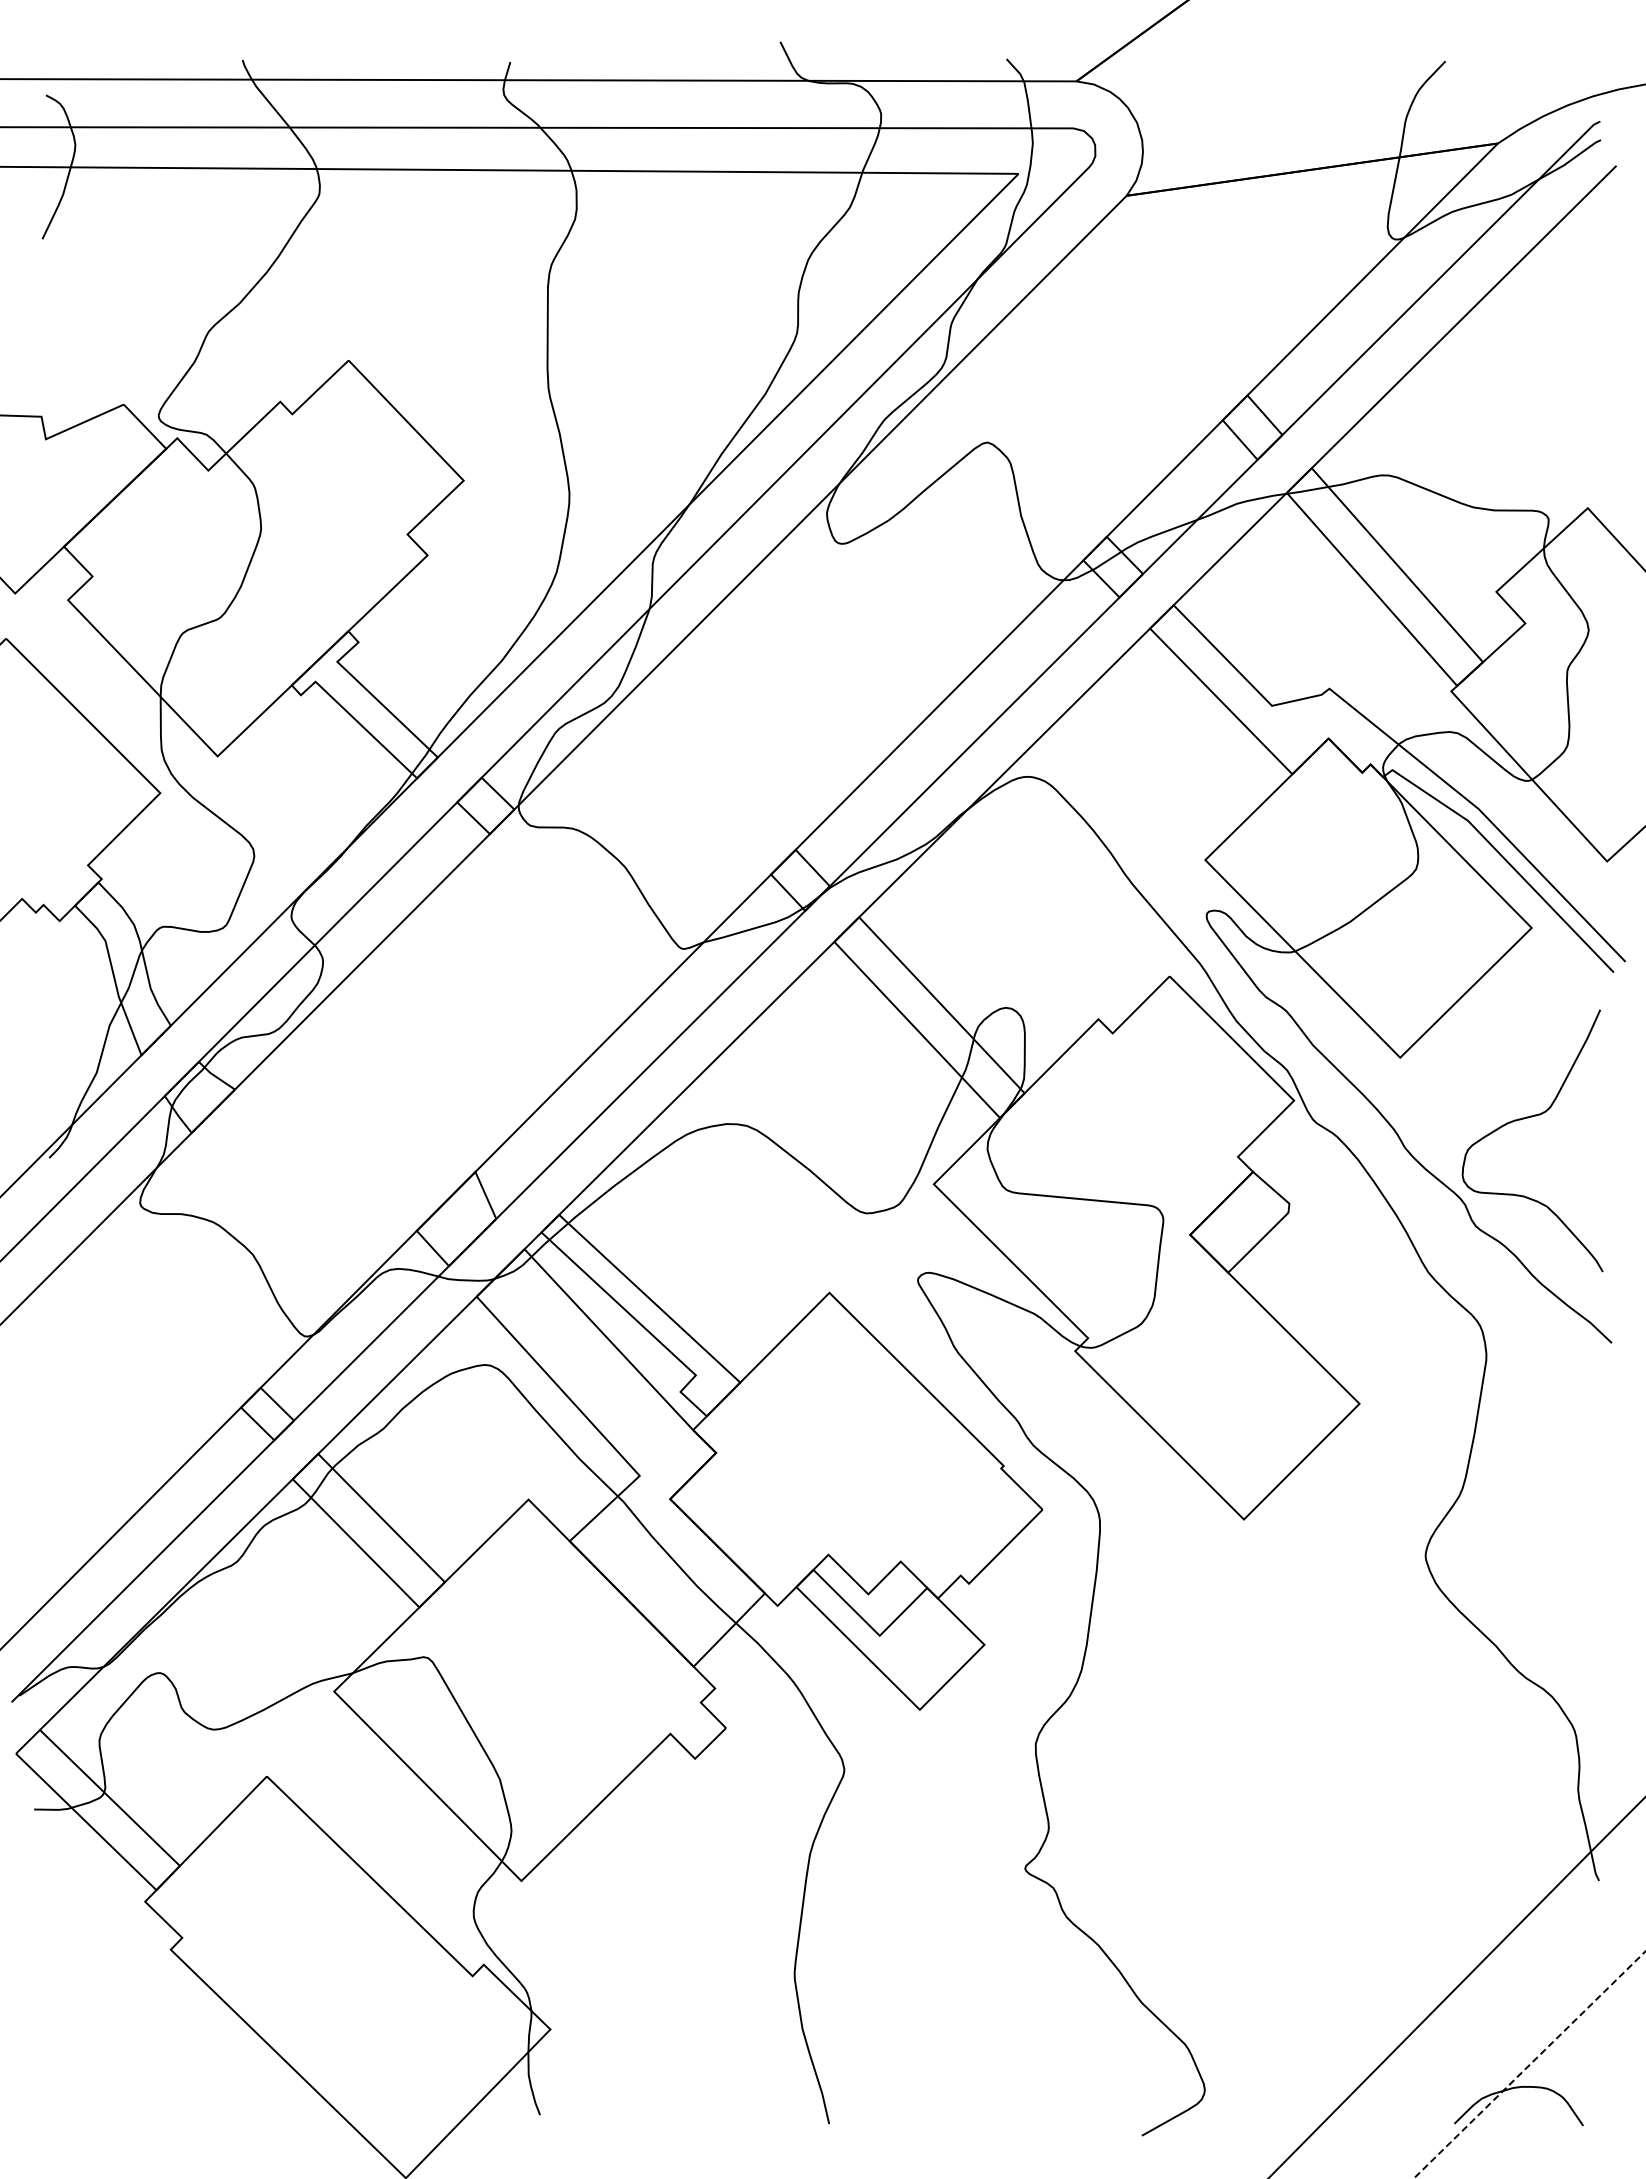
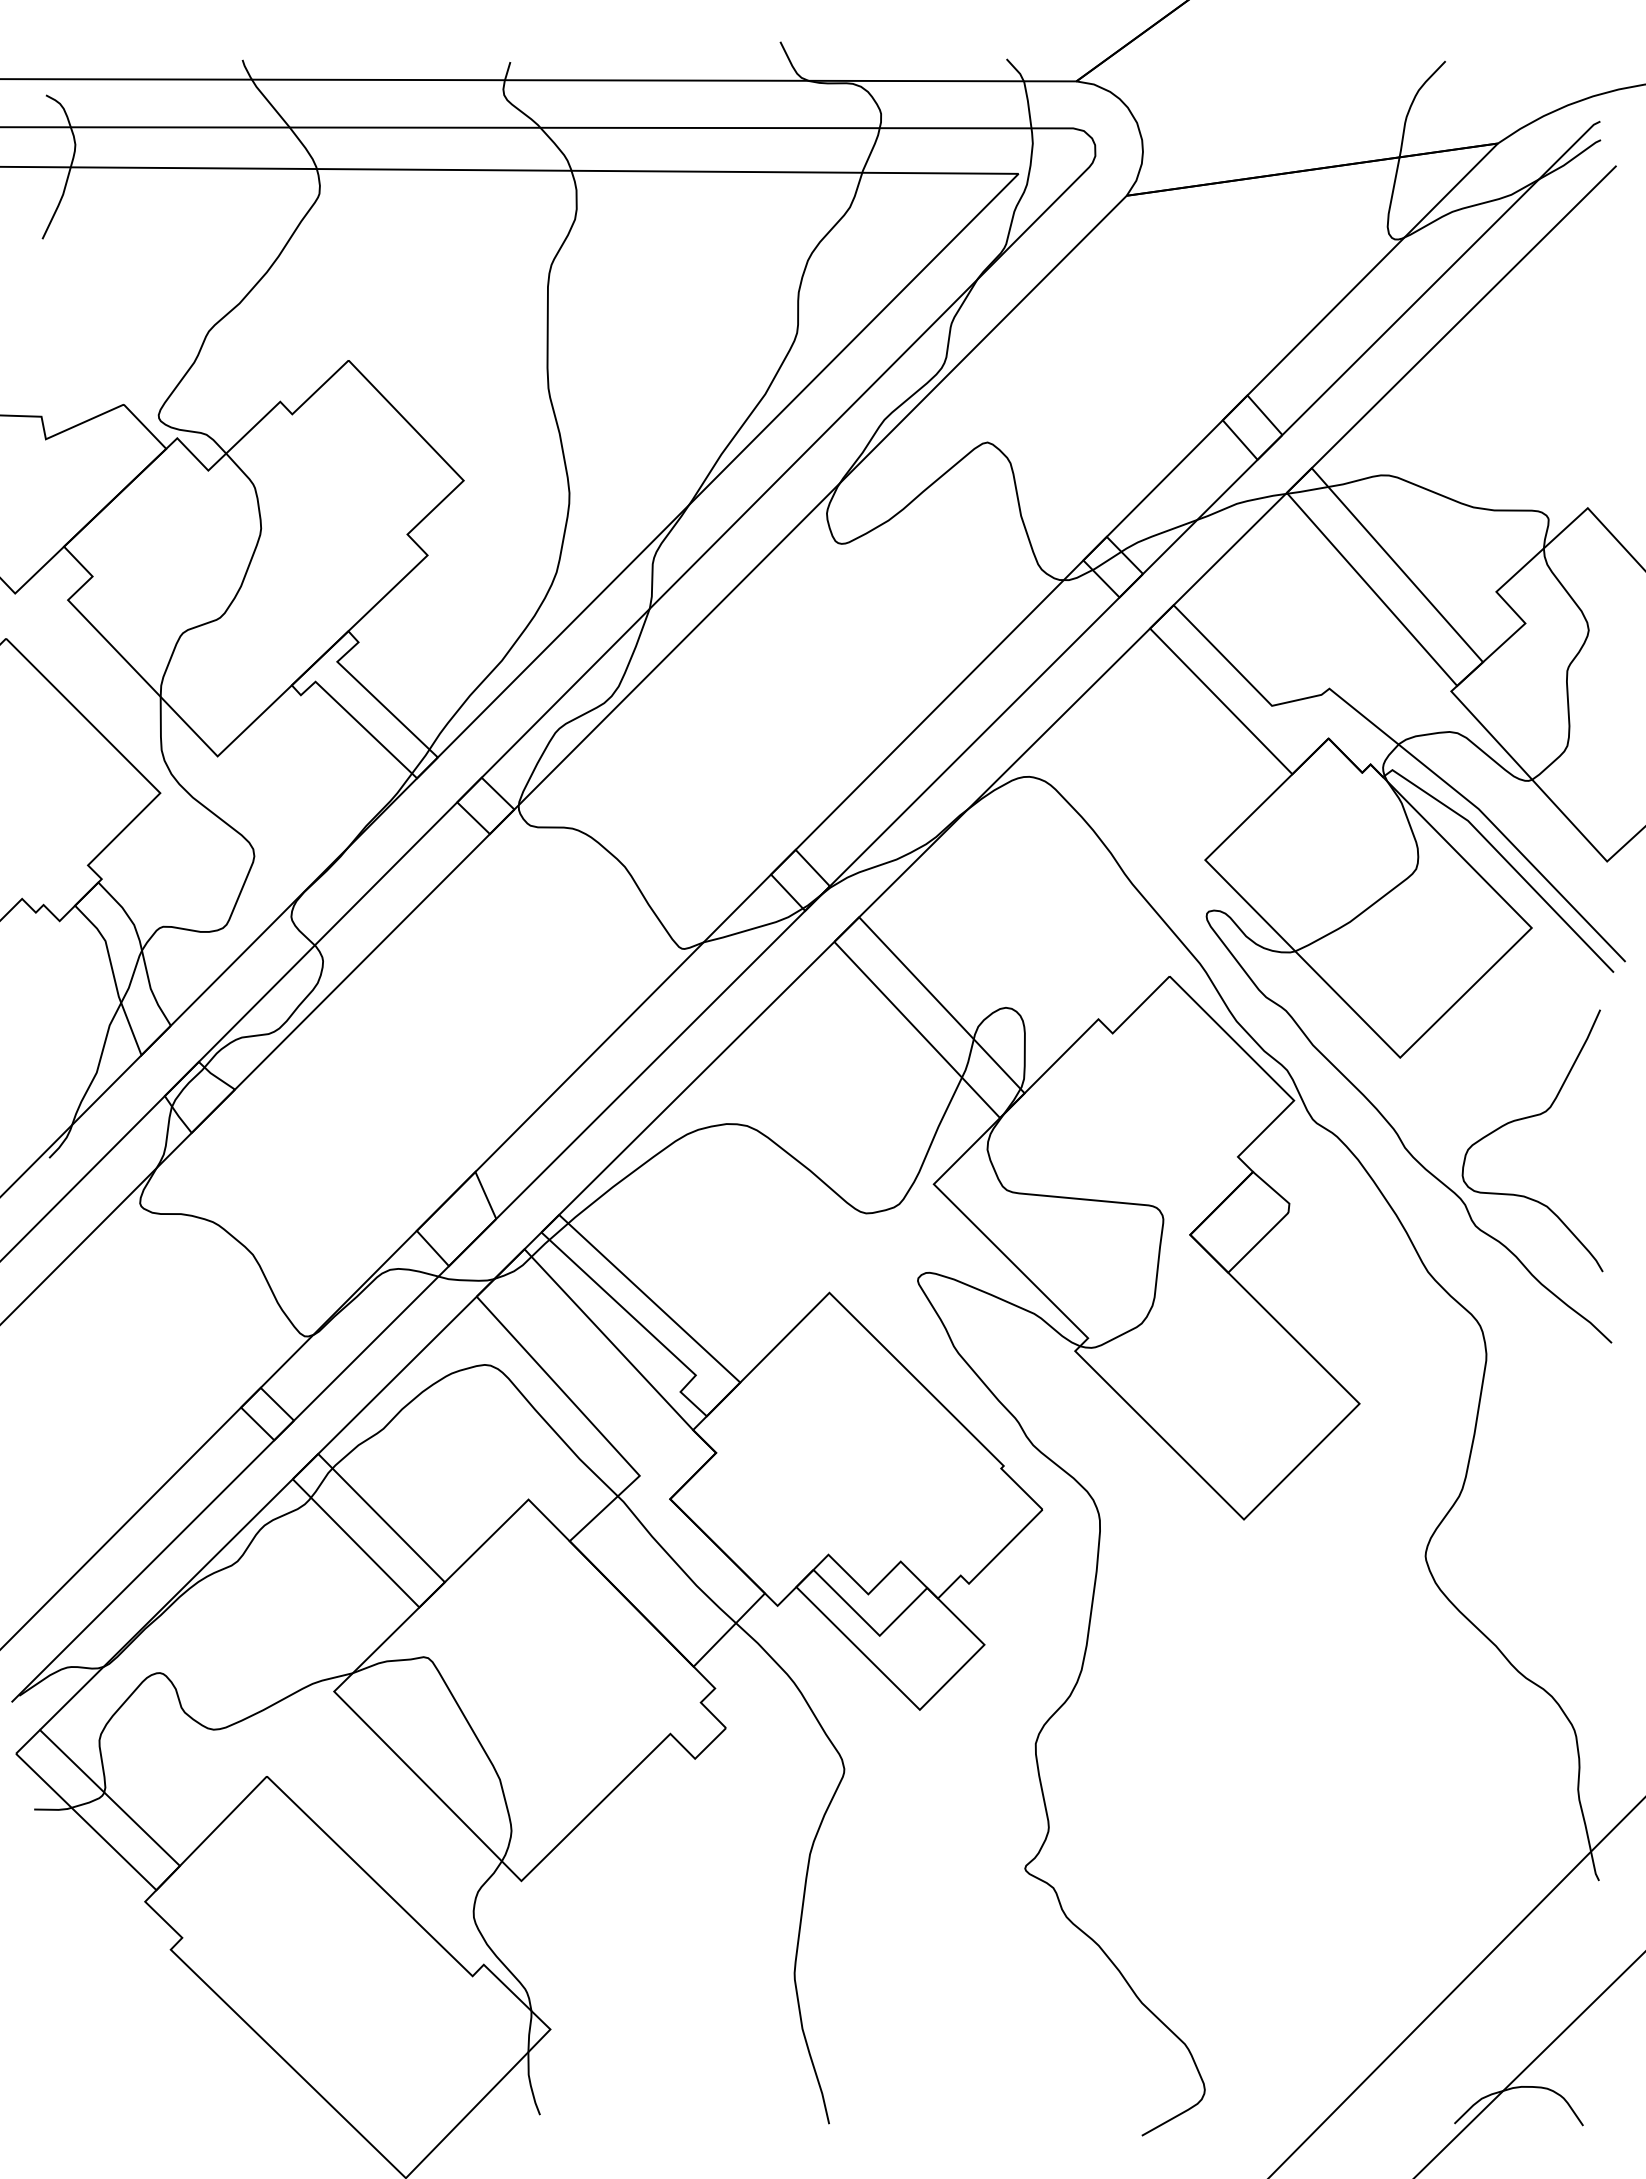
line: dashed -> solid (1529, 2065)
